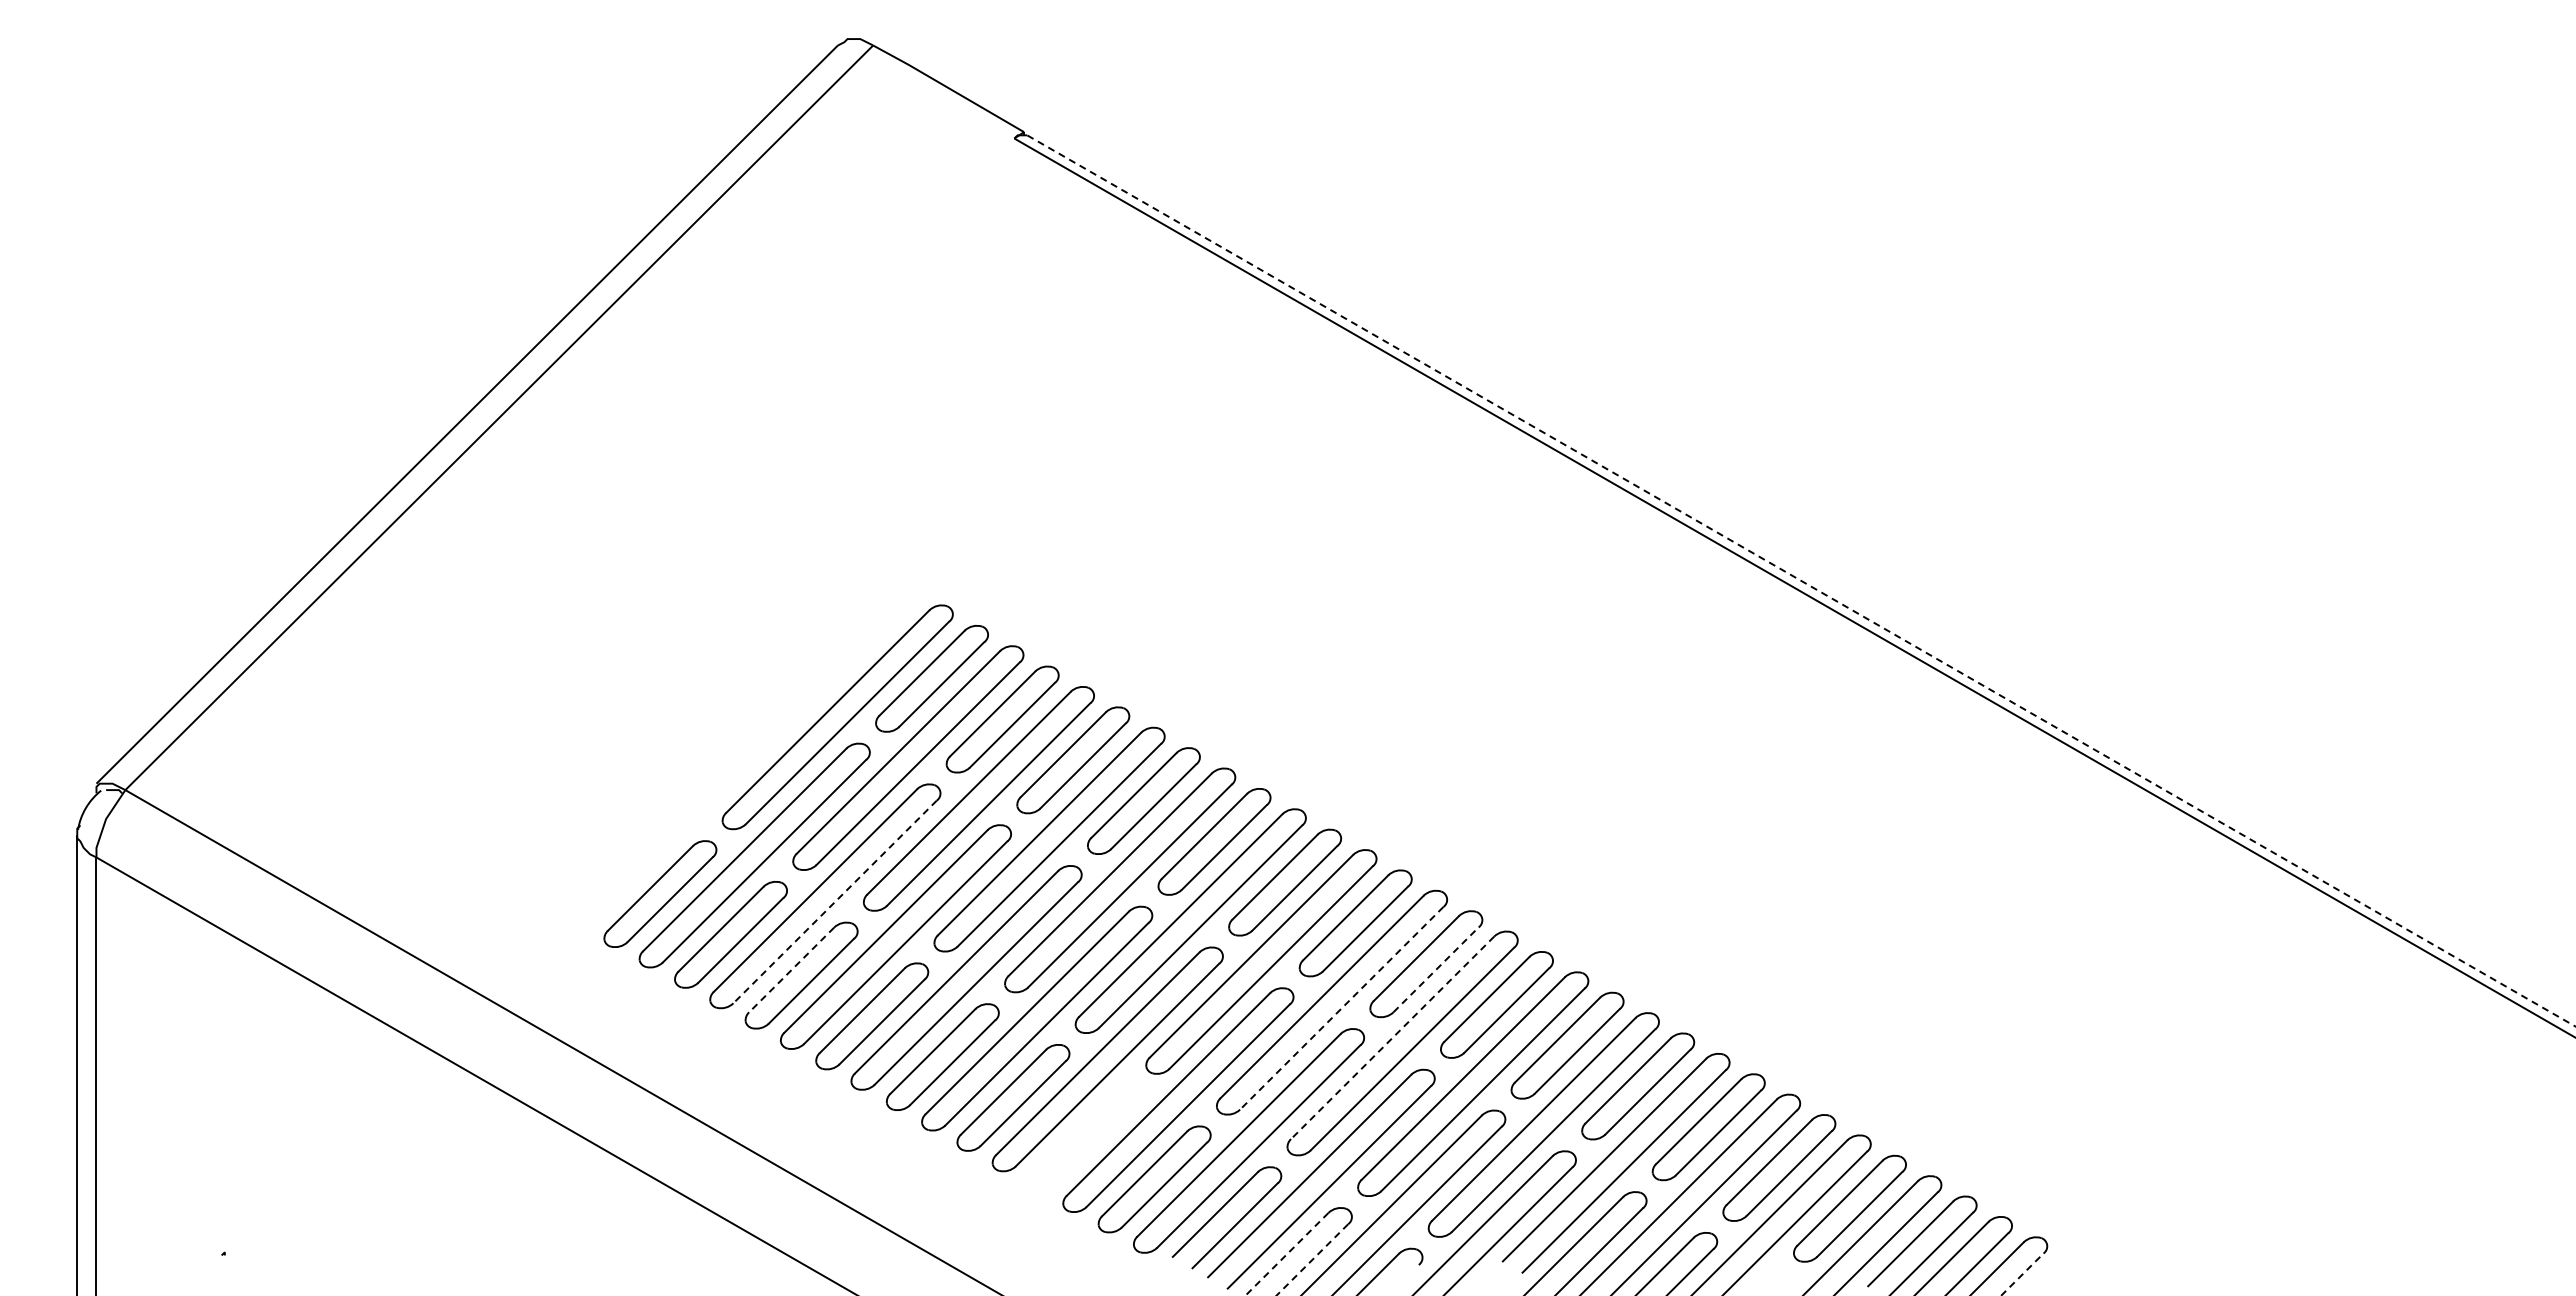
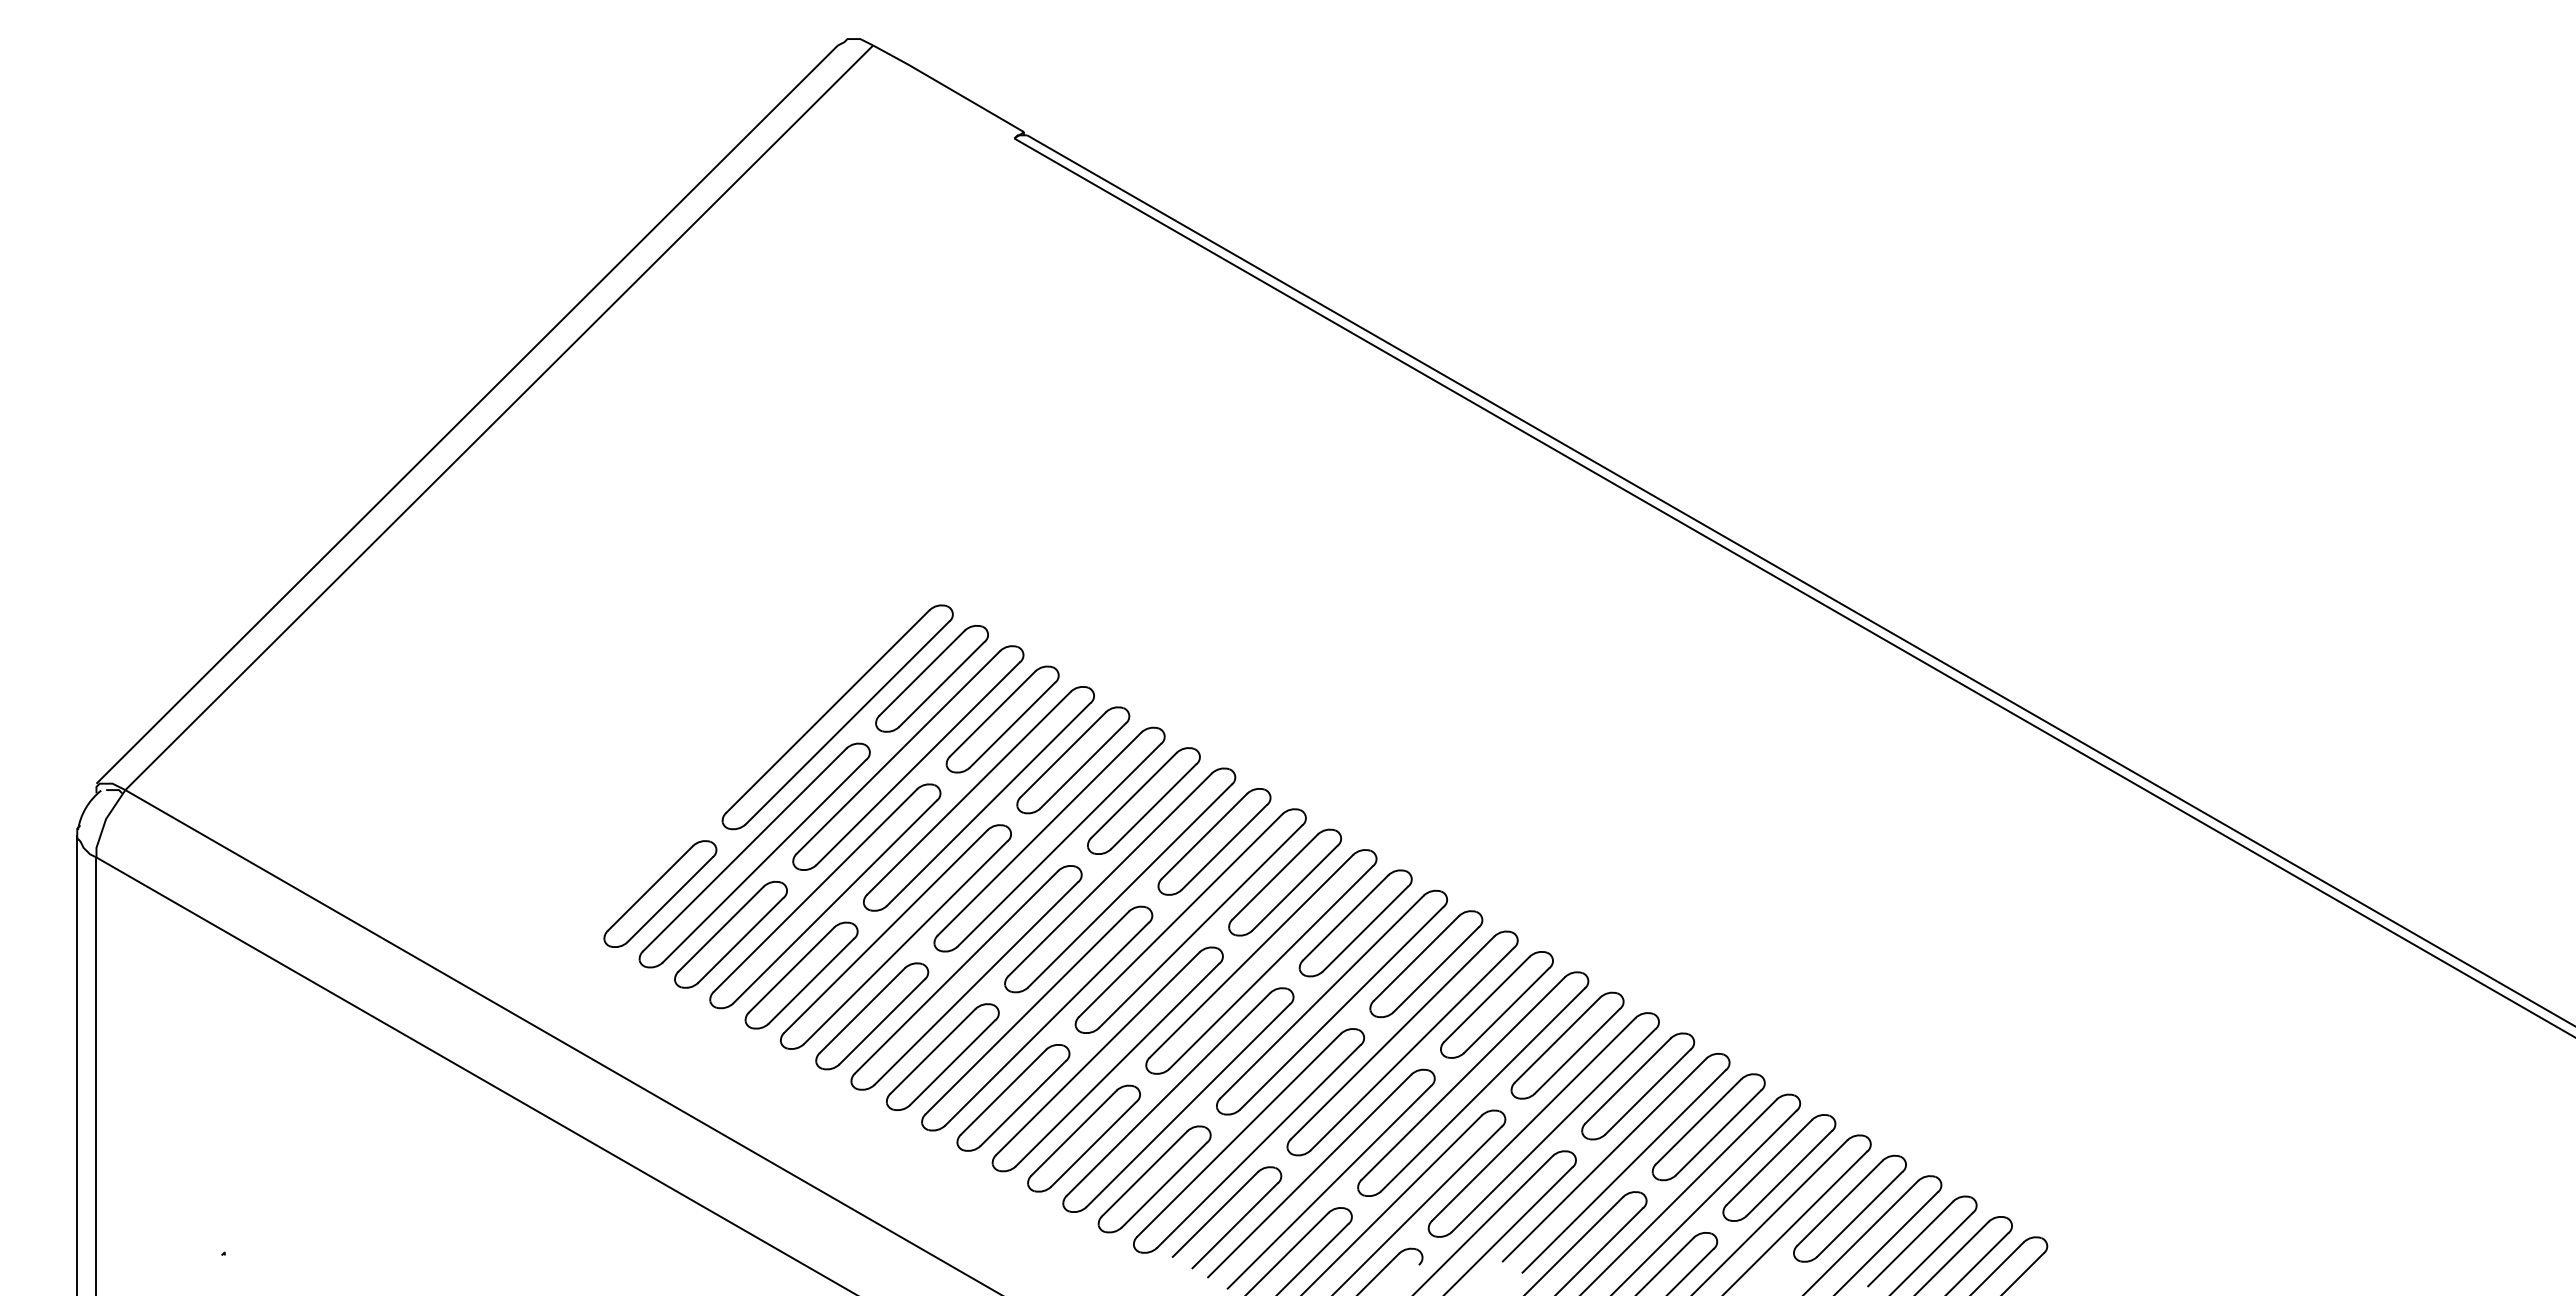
line: dashed -> solid (1801, 580)
line: dashed -> solid (834, 902)
line: dashed -> solid (791, 969)
line: dashed -> solid (1436, 969)
line: dashed -> solid (1341, 1008)
line: dashed -> solid (1392, 1038)
part: none -> present (1083, 1138)
line: dashed -> solid (1286, 1254)
line: dashed -> solid (1312, 1259)
line: dashed -> solid (2022, 1274)
